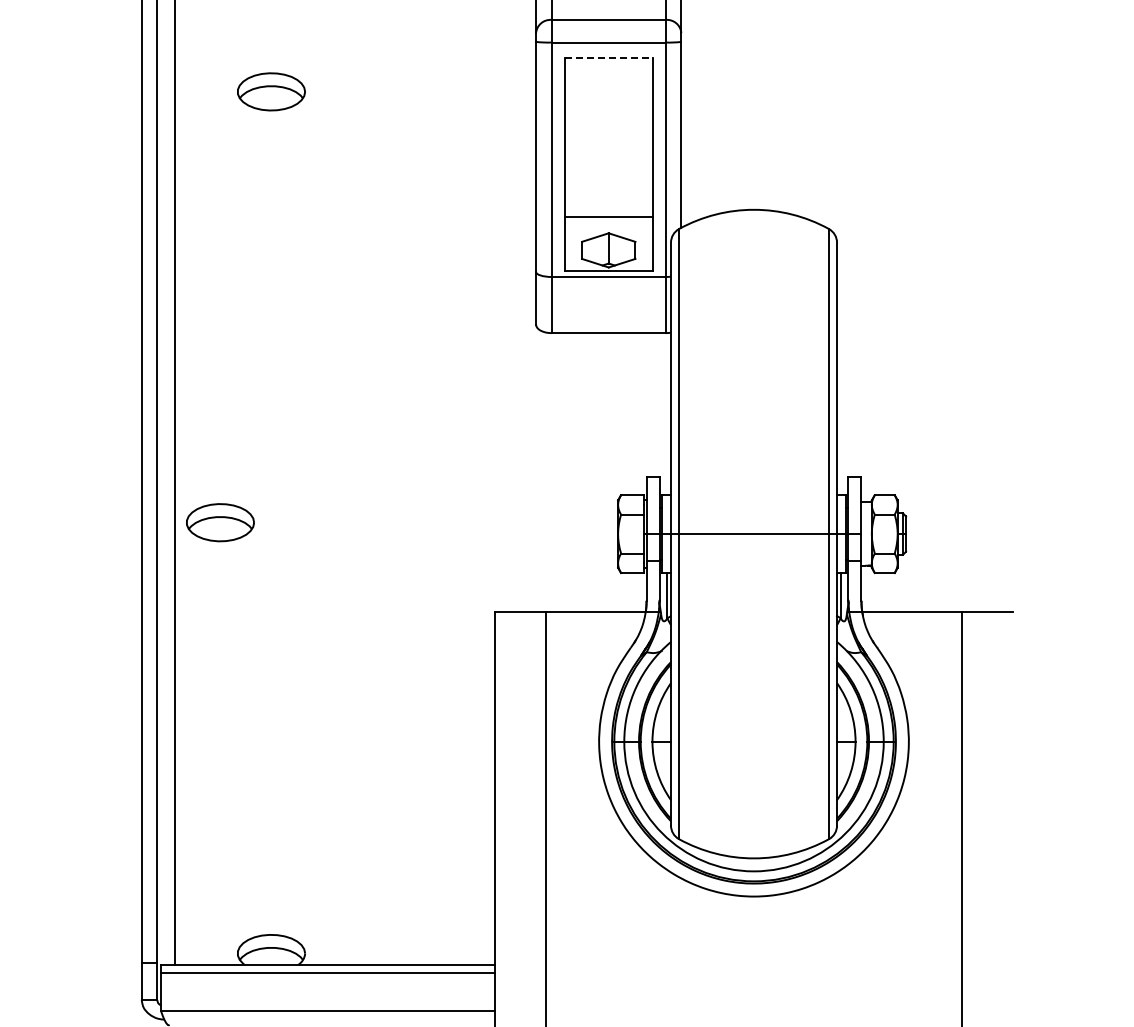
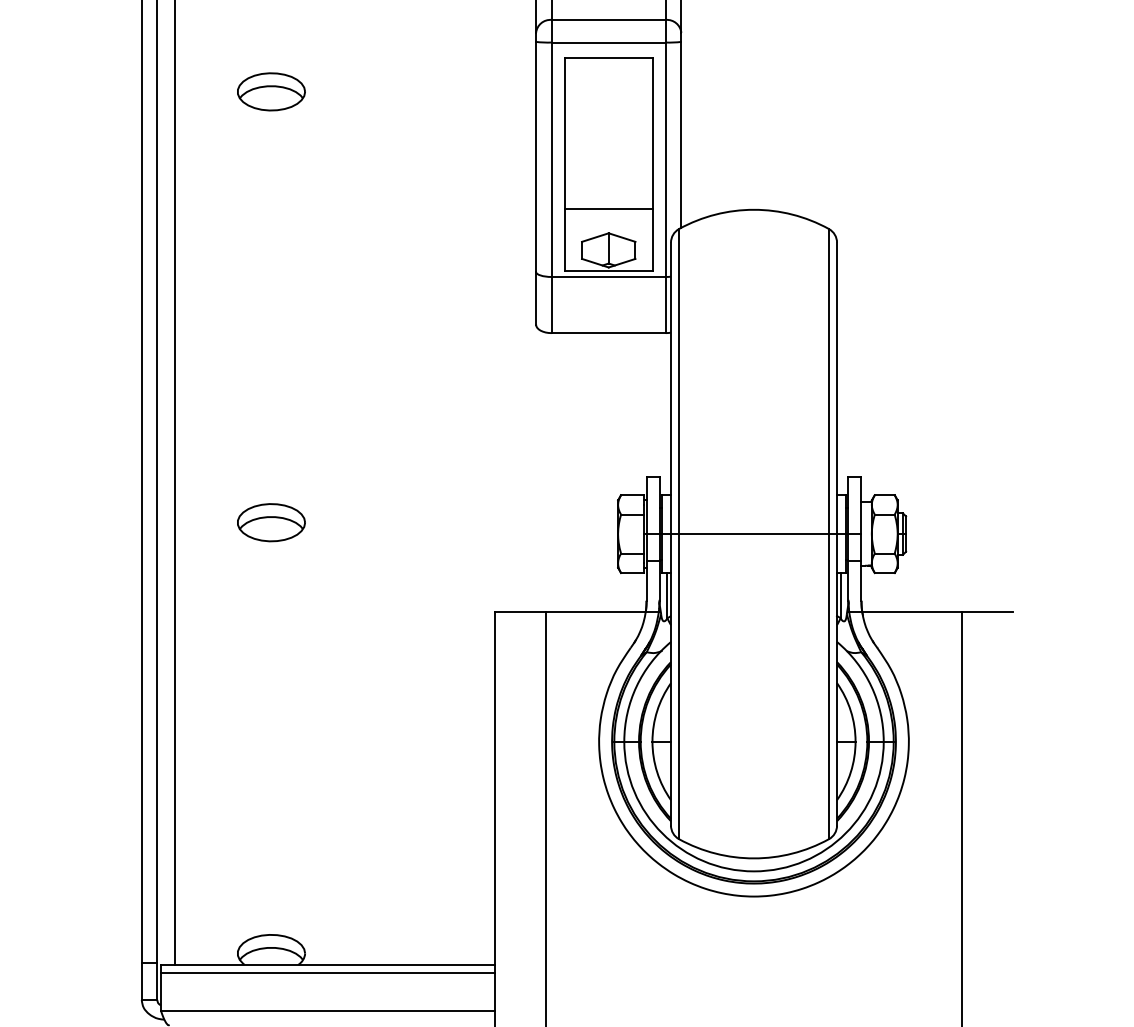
line: dashed -> solid (609, 57)
line position: (608, 217) -> (608, 209) (608, 209)
part position: (220, 522) -> (271, 522) (271, 522)
